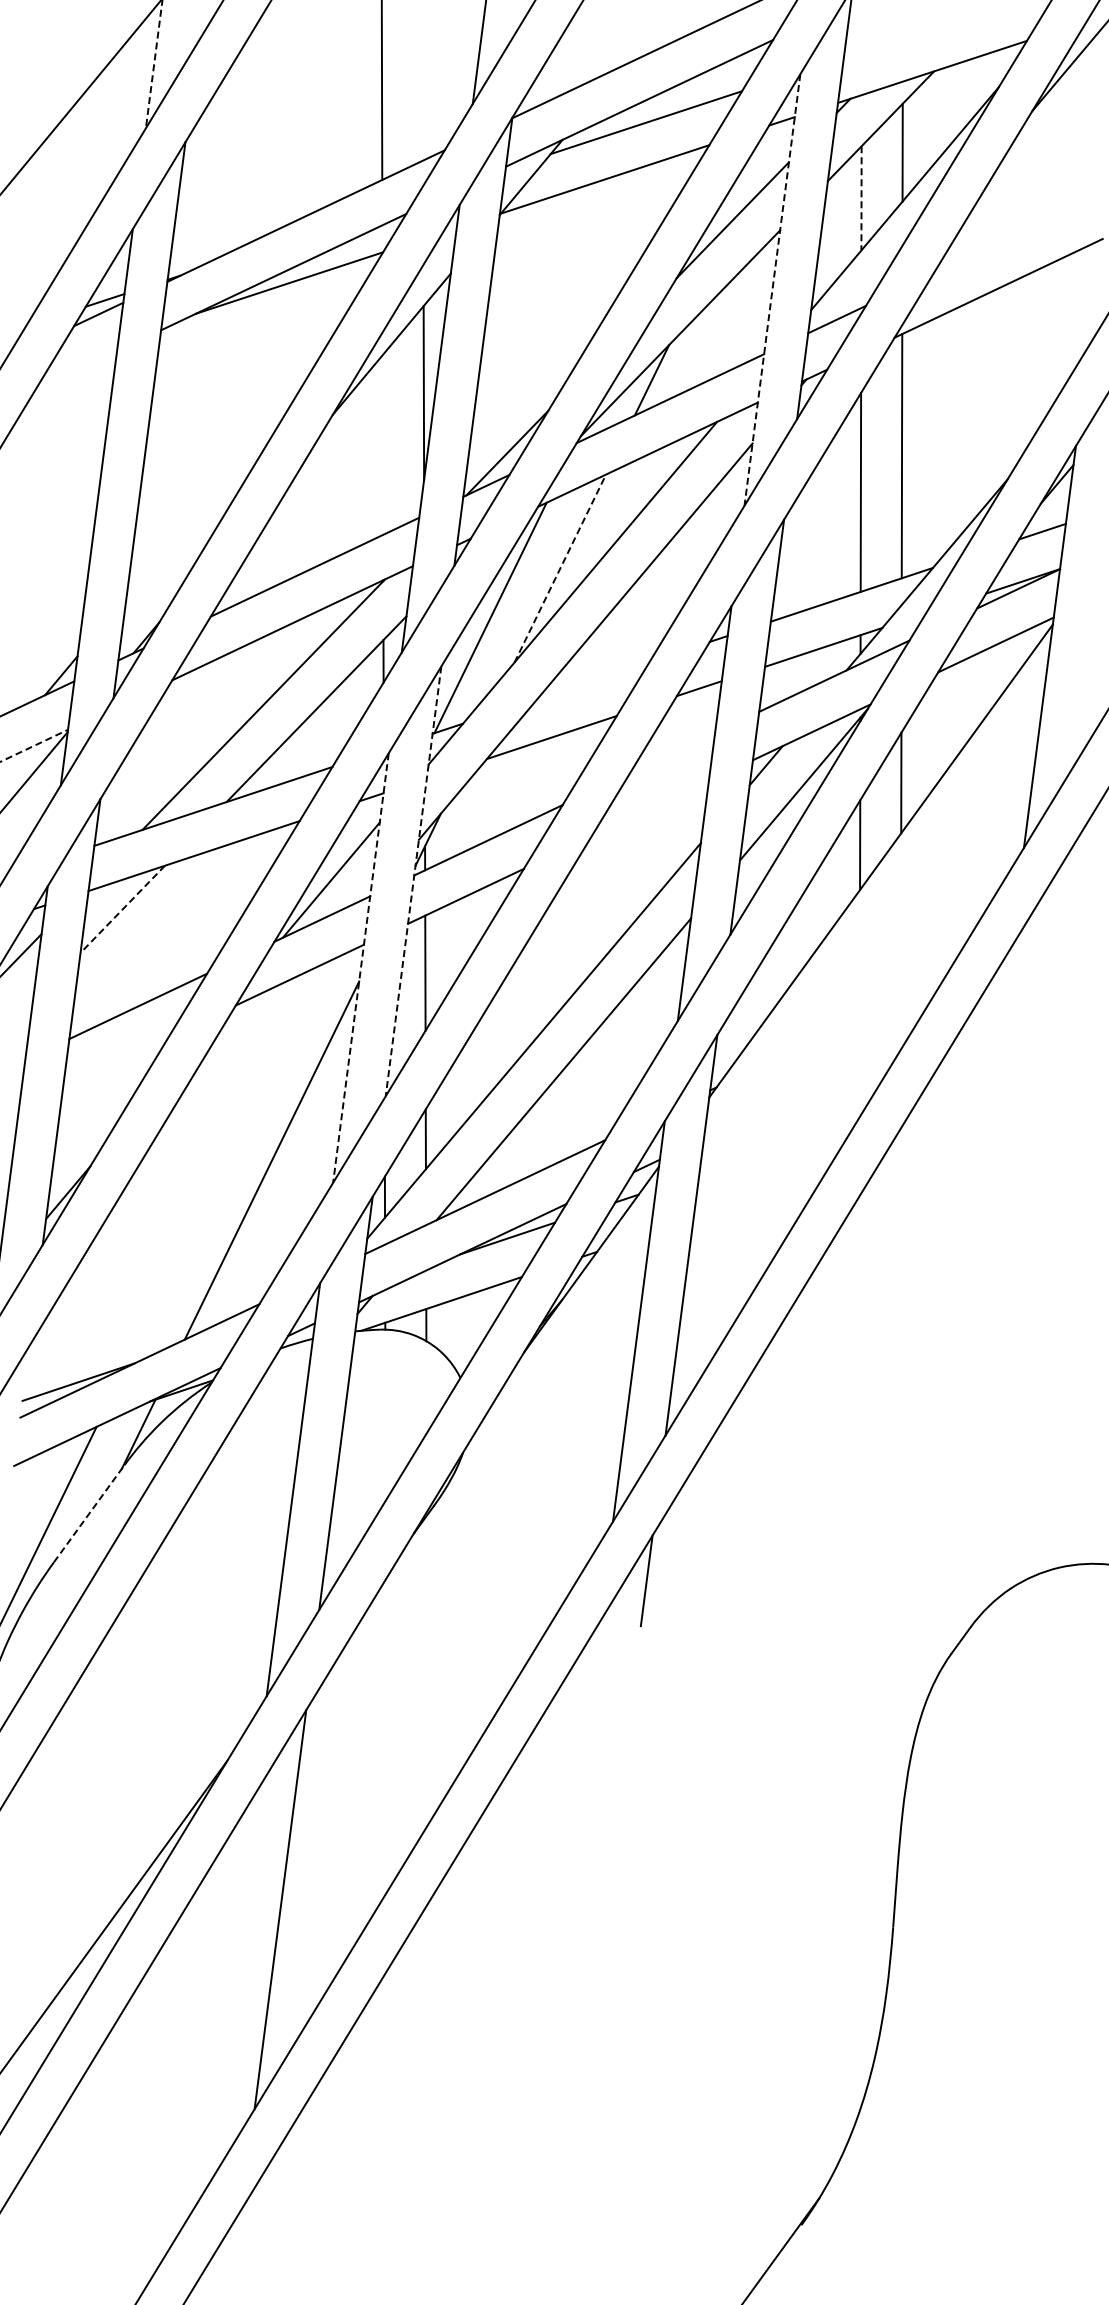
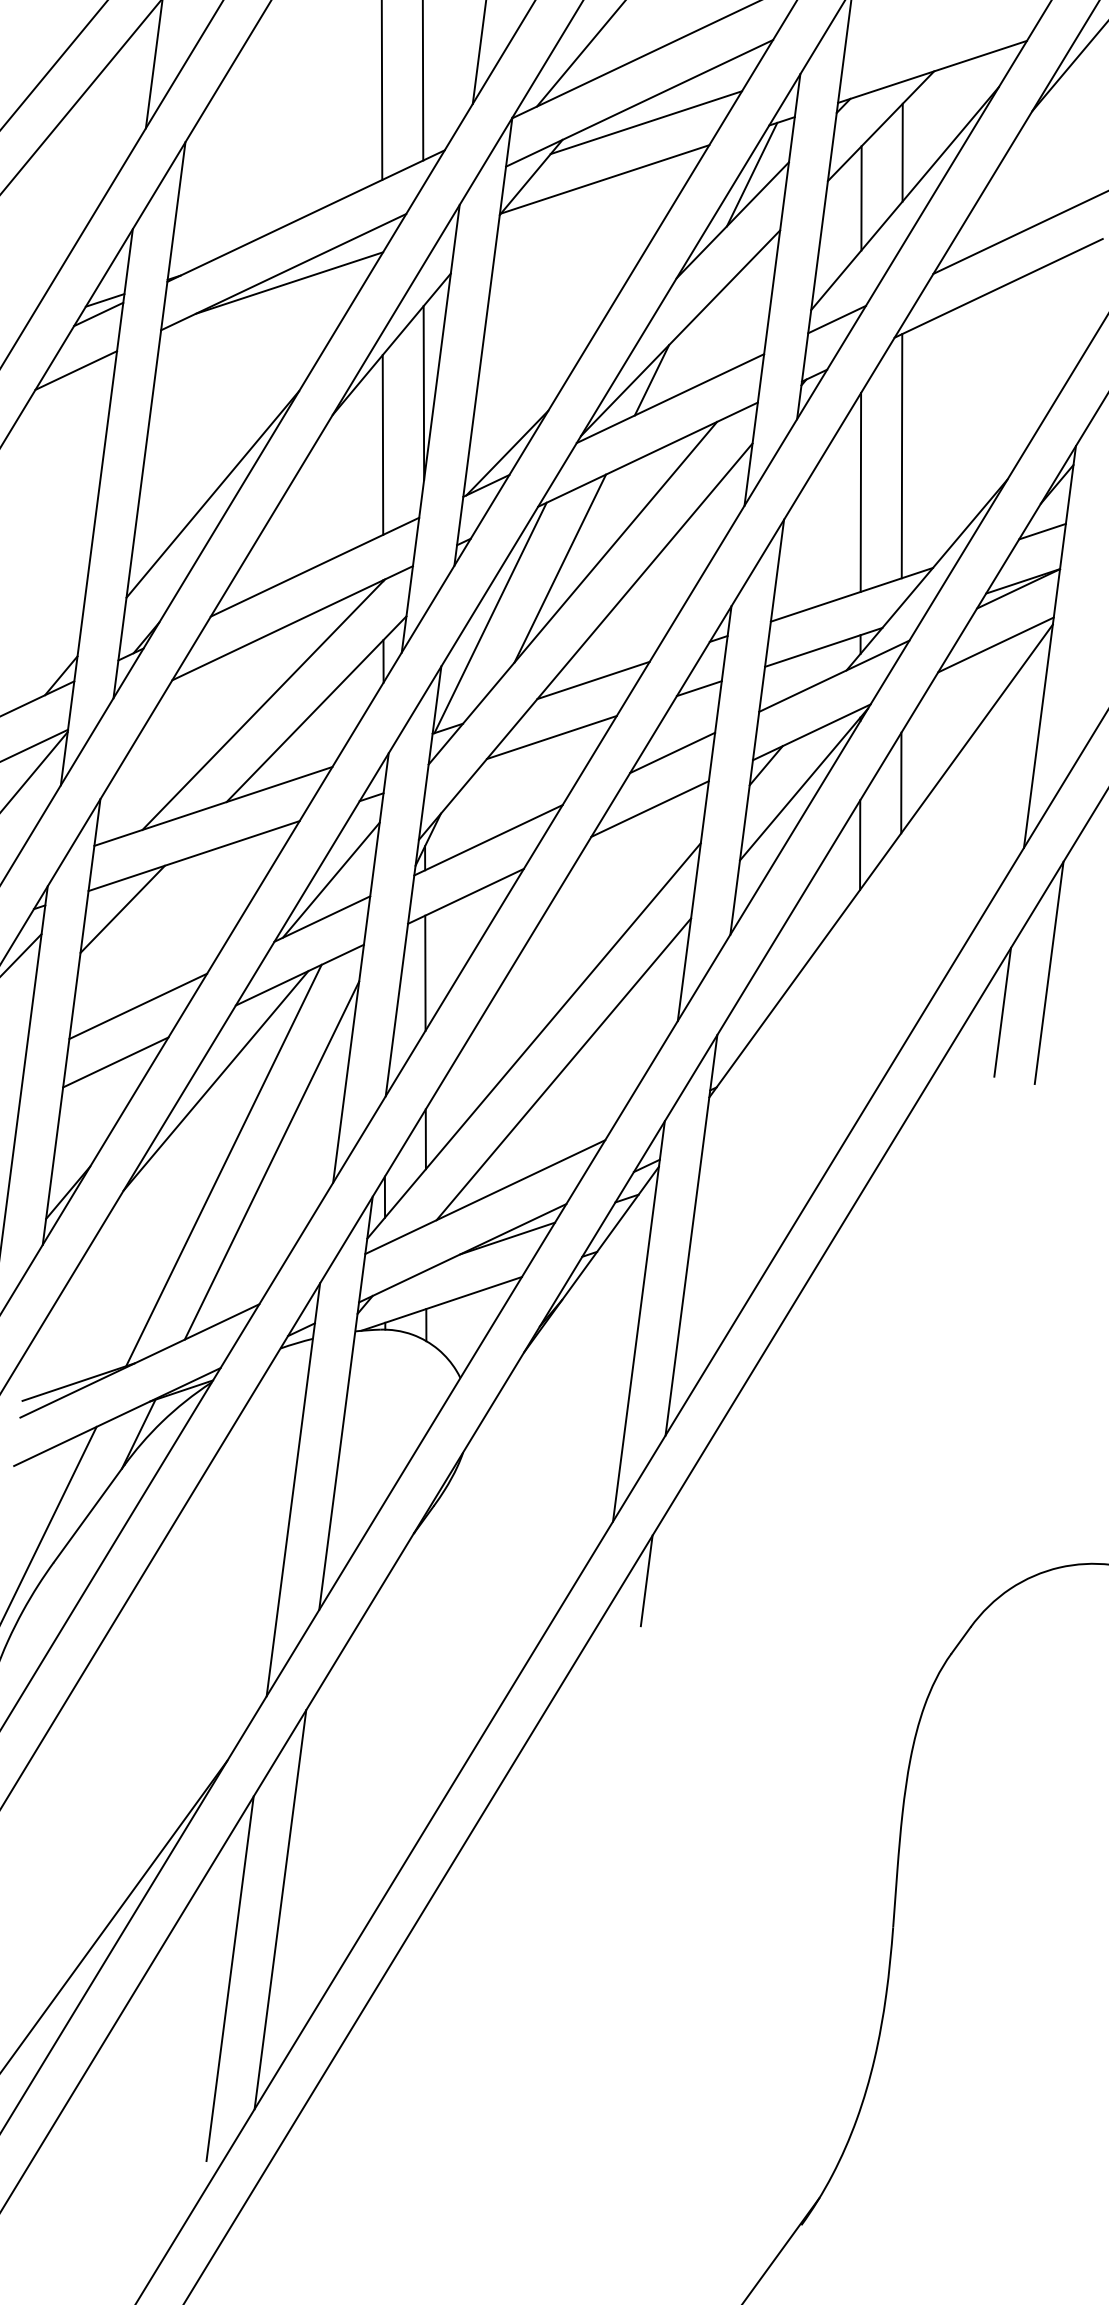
line: none -> present (580, 54)
line: dashed -> solid (154, 64)
line: none -> present (54, 65)
line: none -> present (422, 81)
line: none -> present (751, 174)
line: dashed -> solid (861, 198)
line: none -> present (1019, 232)
line: dashed -> solid (772, 289)
line: none -> present (76, 370)
line: none -> present (382, 444)
line: none -> present (212, 494)
line: dashed -> solid (560, 568)
line: none -> present (593, 680)
line: dashed -> solid (34, 745)
line: none -> present (672, 752)
line: none -> present (649, 808)
line: dashed -> solid (413, 881)
line: dashed -> solid (122, 909)
line: dashed -> solid (360, 968)
line: none -> present (1048, 972)
line: none -> present (1002, 1011)
line: none -> present (115, 1062)
line: none -> present (215, 1080)
line: none -> present (223, 1165)
line: dashed -> solid (89, 1513)
line: none -> present (229, 1978)
